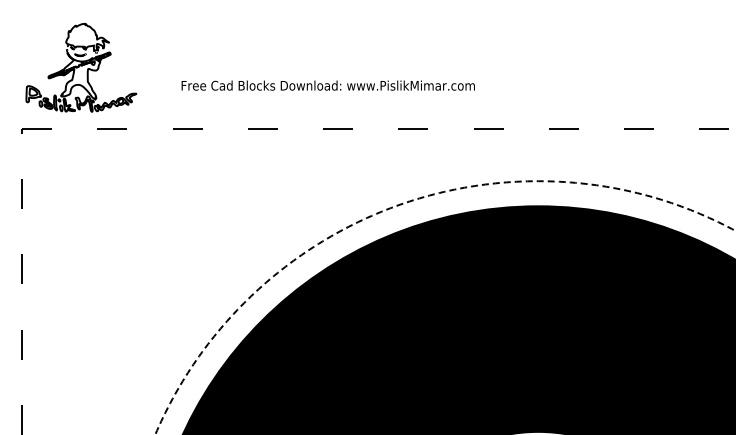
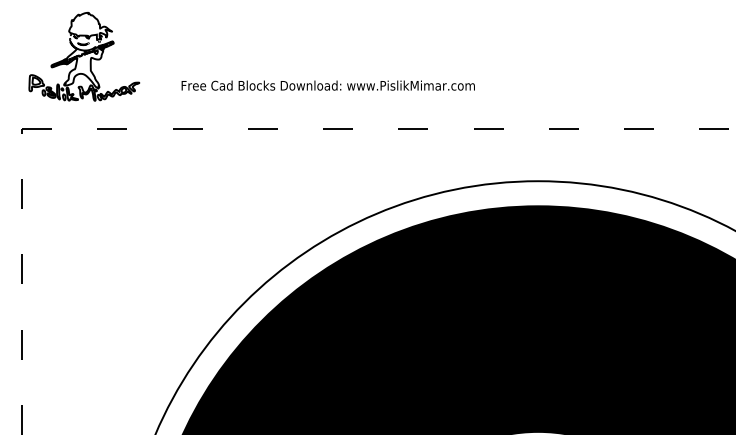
part position: (81, 67) -> (84, 56) (84, 56)
circle: dashed -> solid (445, 307)
